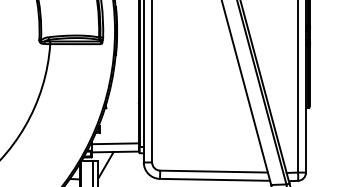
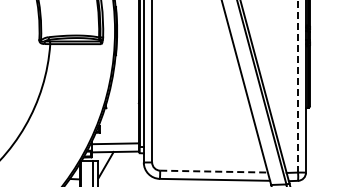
line: solid -> dashed (298, 85)
line: solid -> dashed (214, 171)
